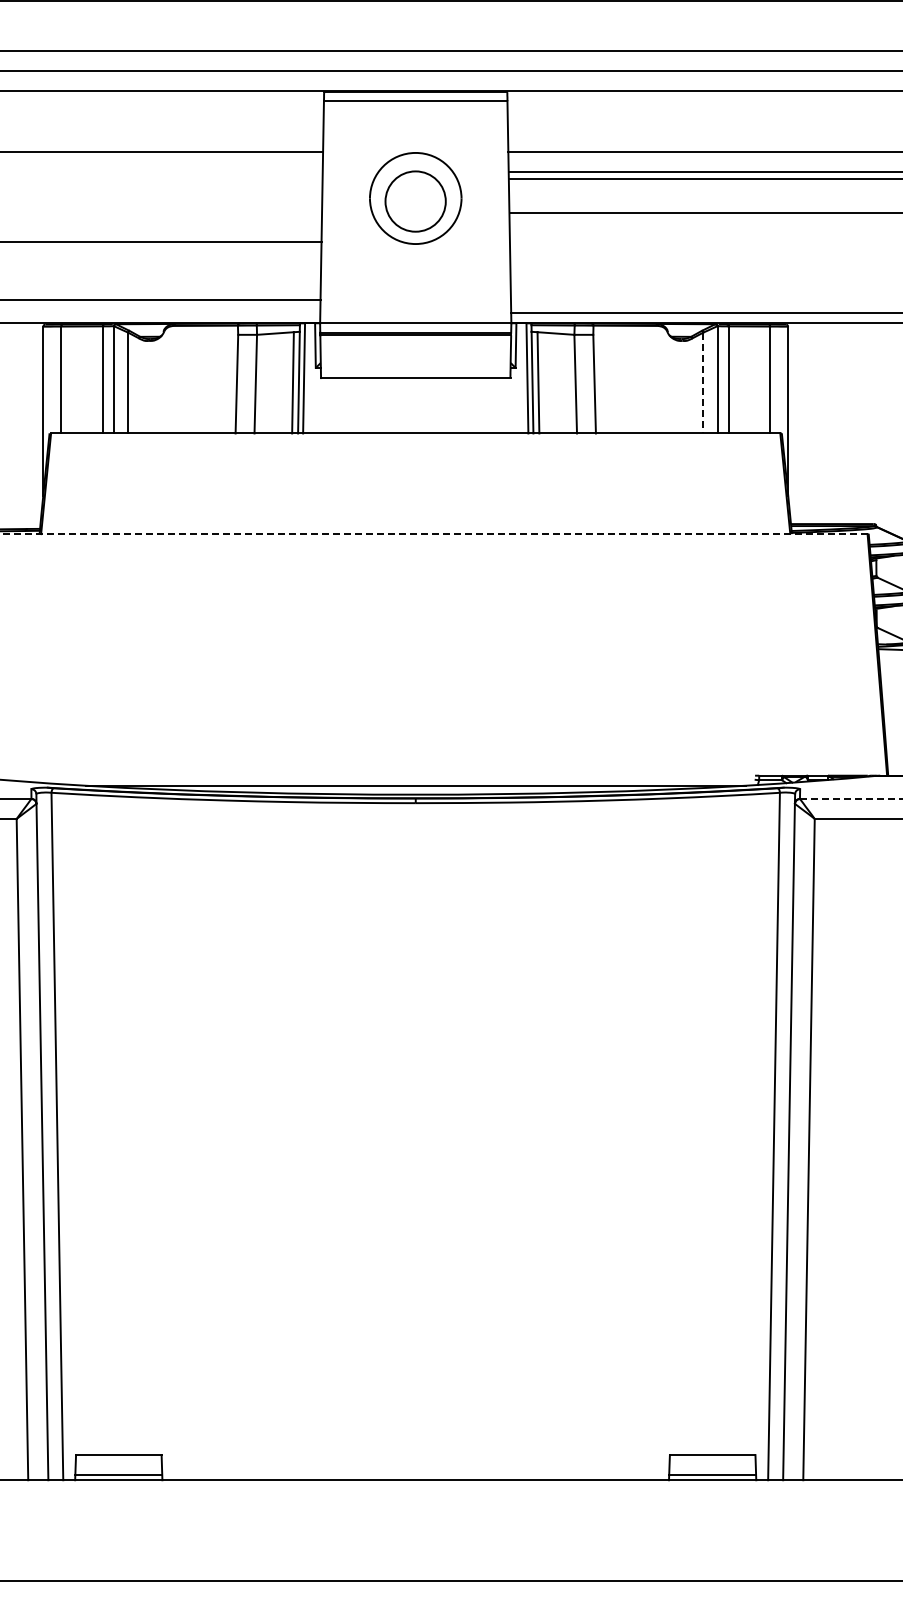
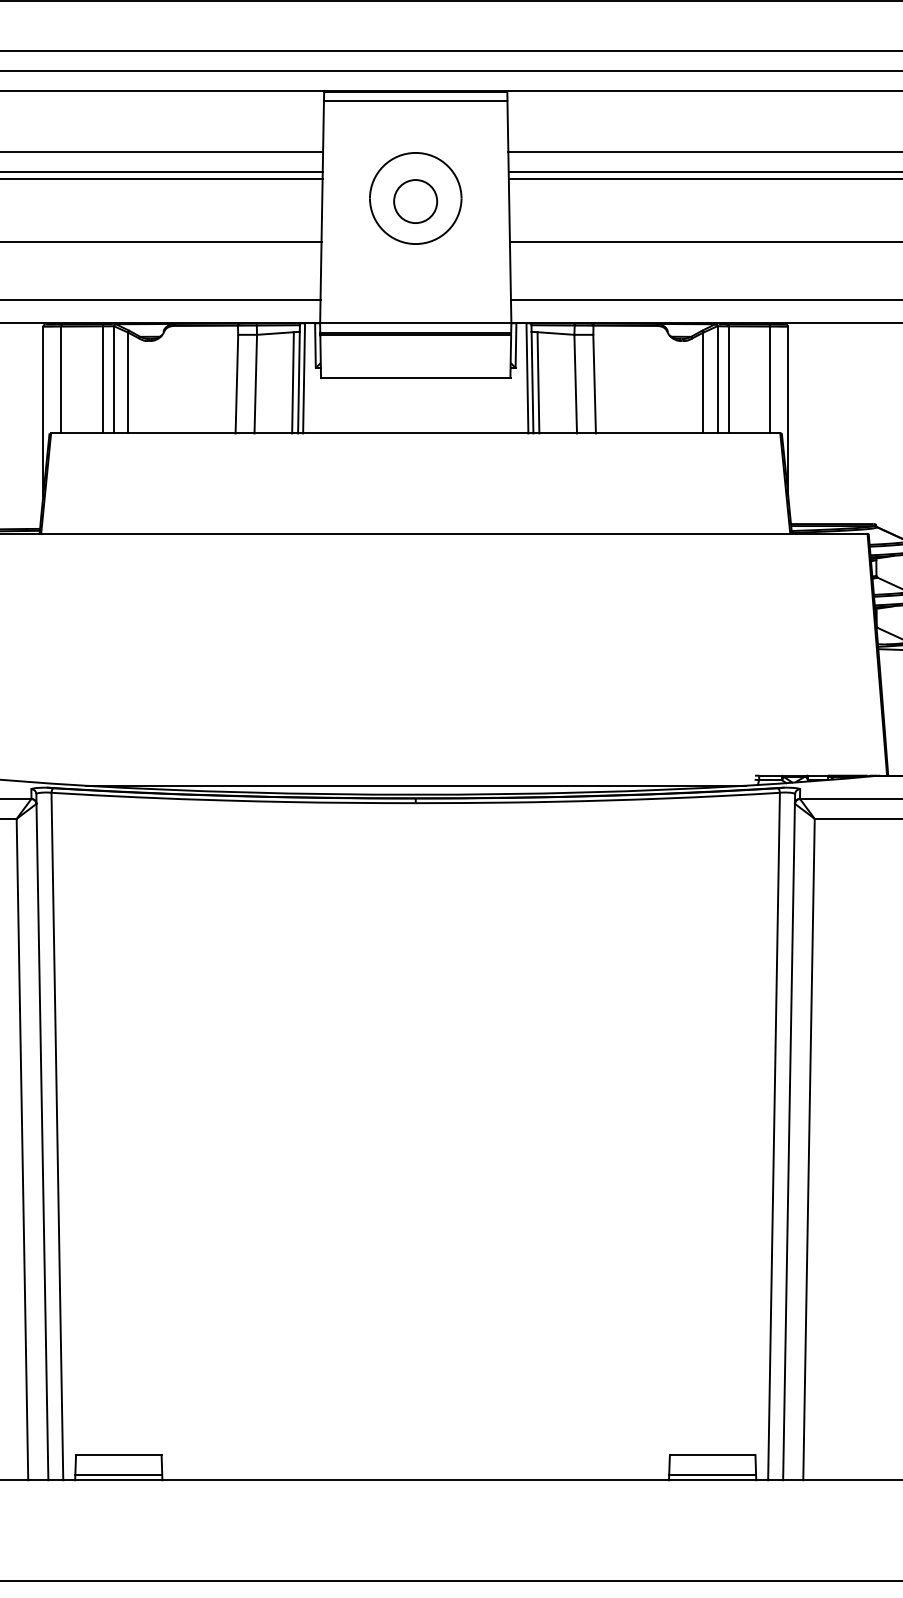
line: none -> present (162, 171)
line: none -> present (162, 178)
circle diameter: 60 px -> 43 px (415, 201)
line position: (704, 213) -> (704, 242) (704, 242)
line position: (704, 313) -> (704, 300) (704, 300)
line: dashed -> solid (703, 383)
line: dashed -> solid (433, 534)
line: dashed -> solid (851, 799)
